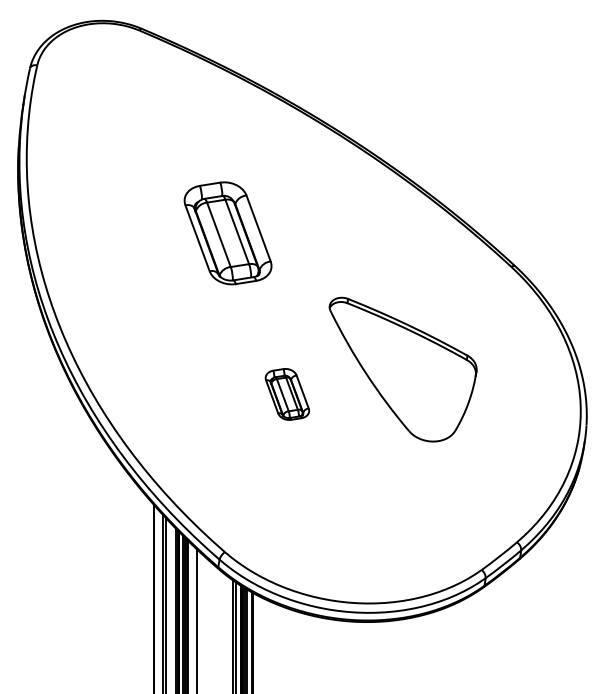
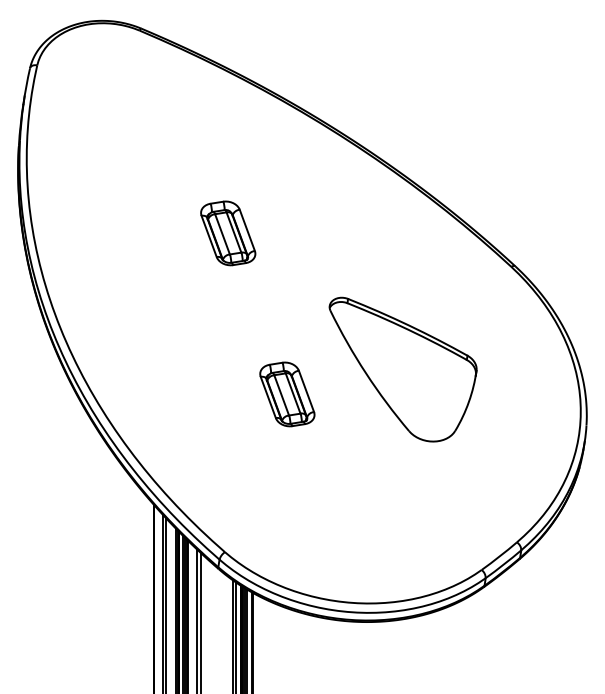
part size: 90x105 px -> 57x67 px (228, 233)
part size: 46x53 px -> 57x67 px (287, 394)
line: none -> present (201, 621)
